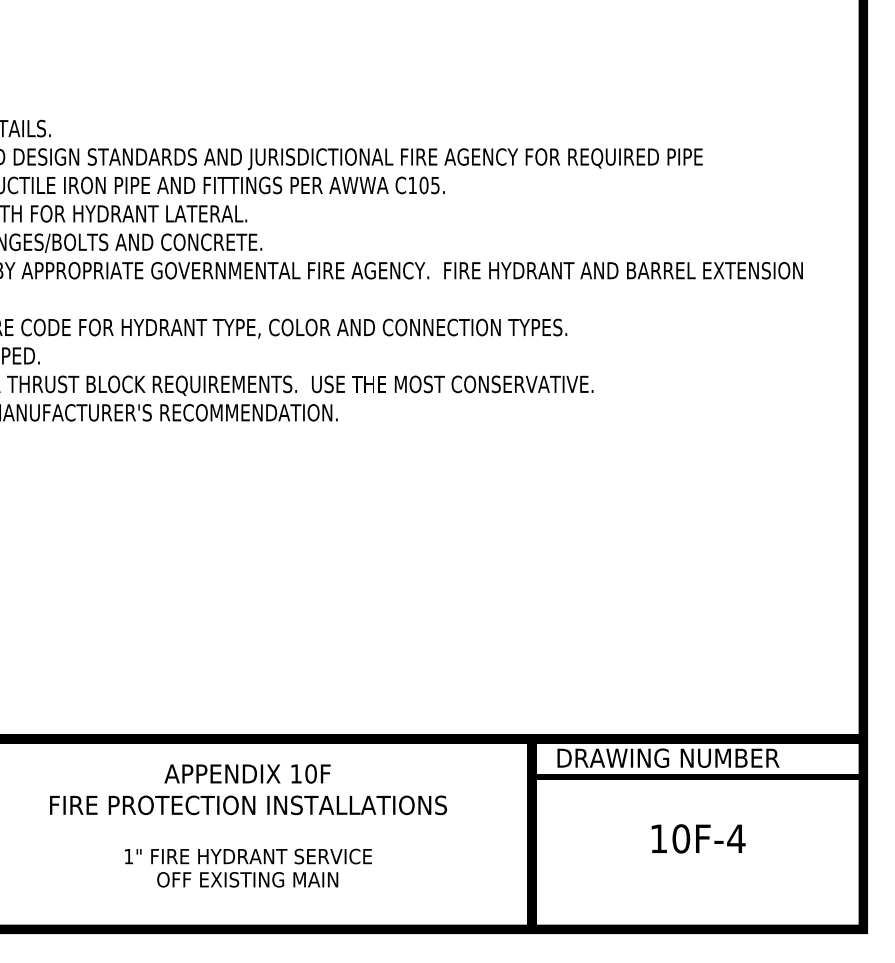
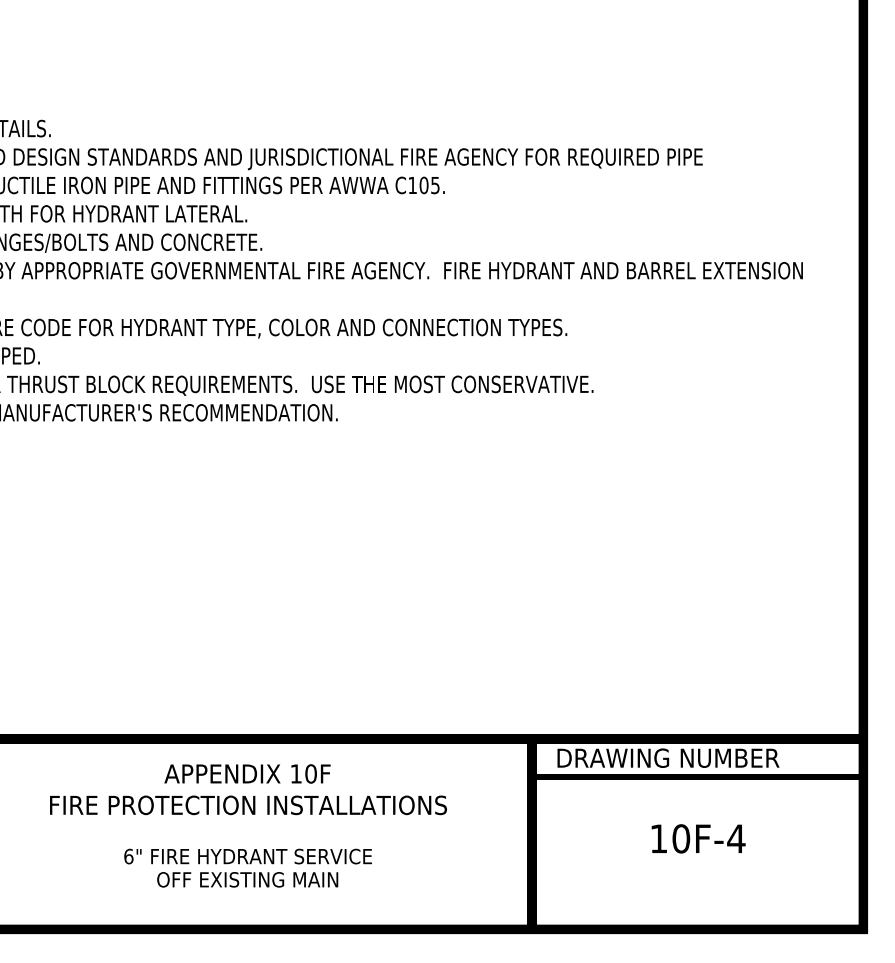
text: 1" -> 6" (128, 856)
